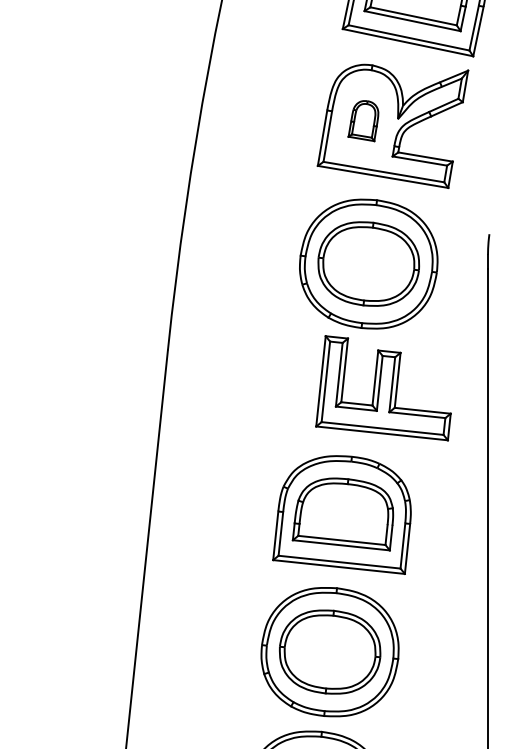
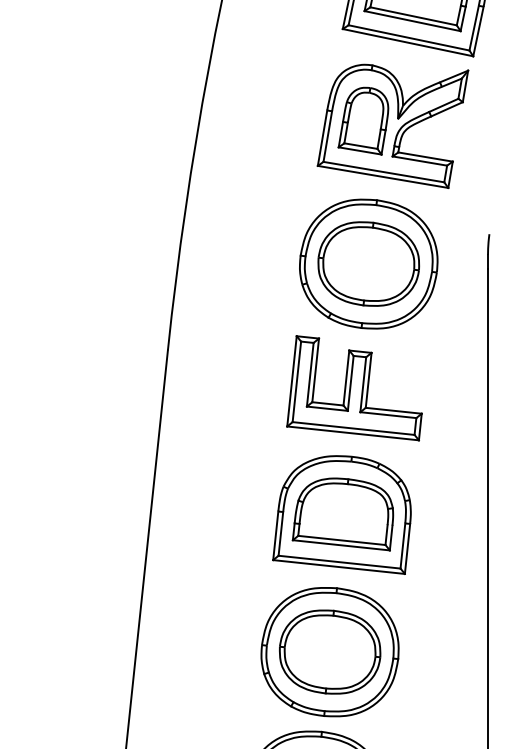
part size: 33x43 px -> 53x70 px (363, 120)
part position: (383, 388) -> (354, 388) (354, 388)
